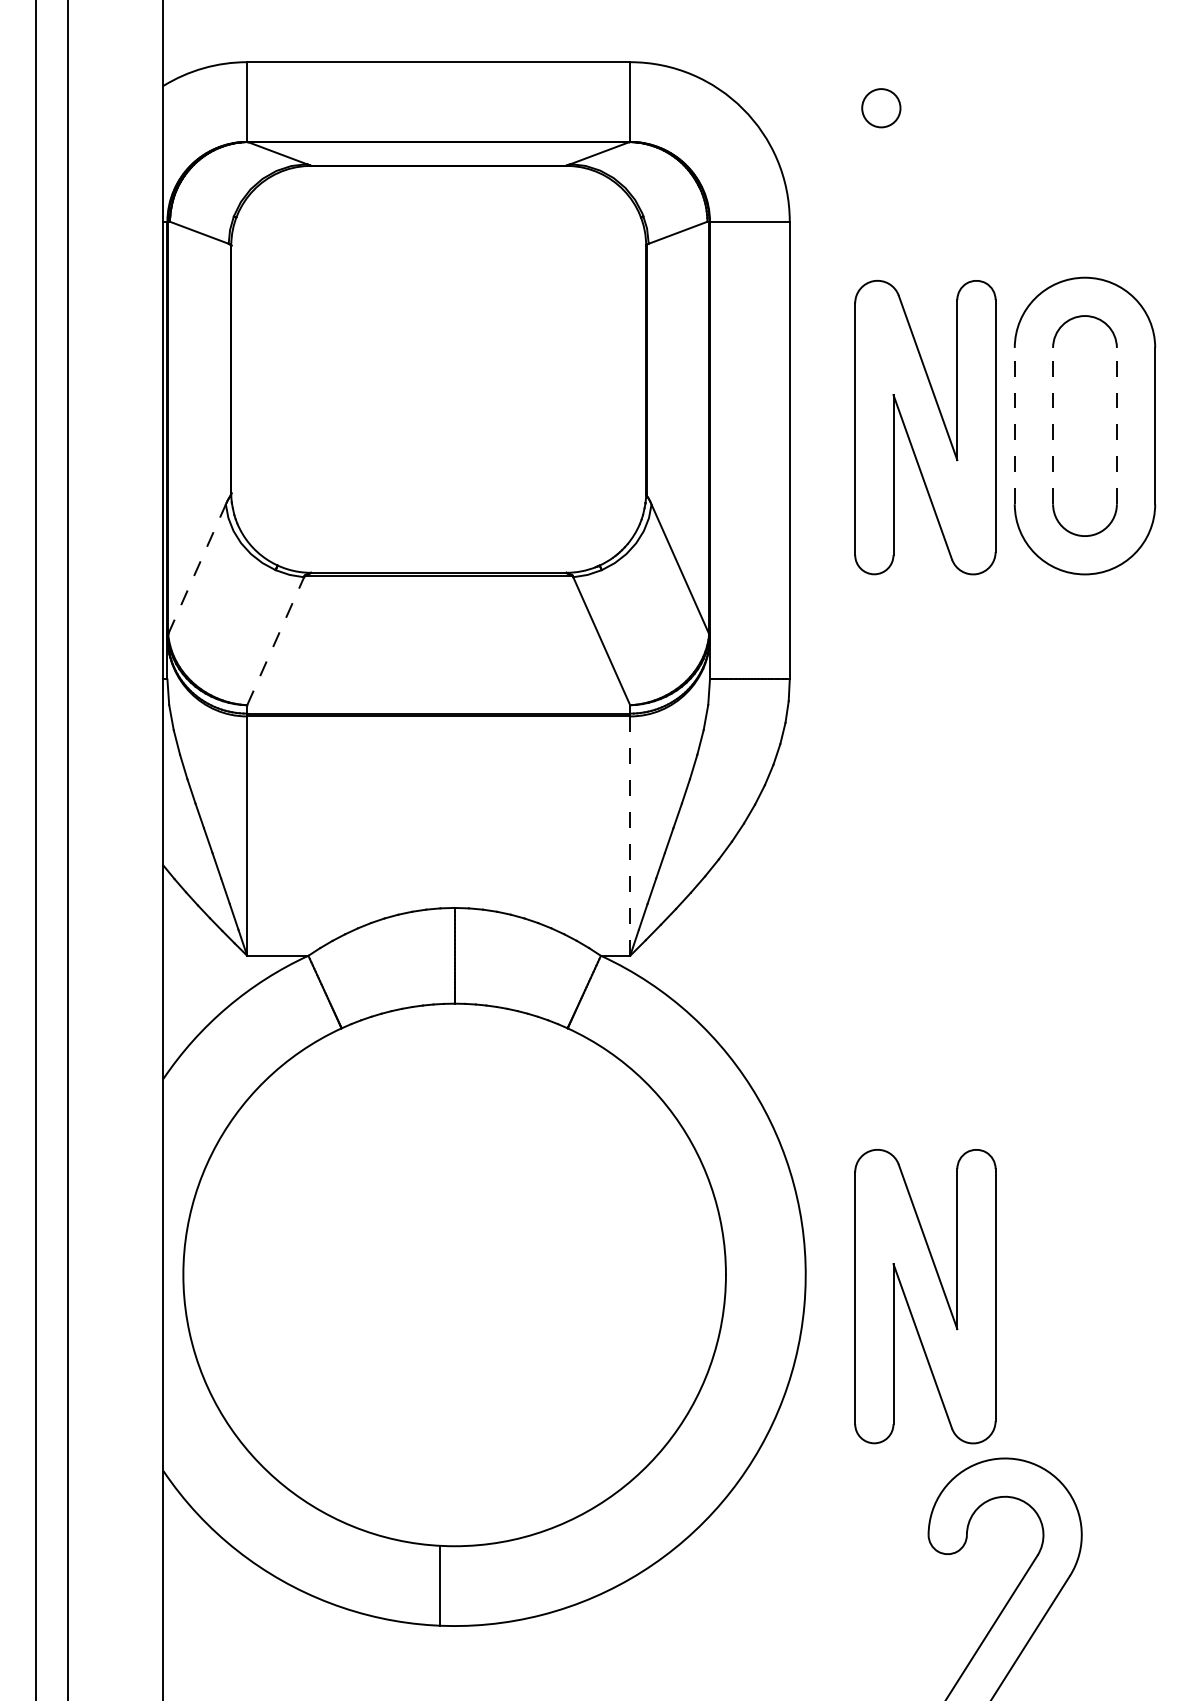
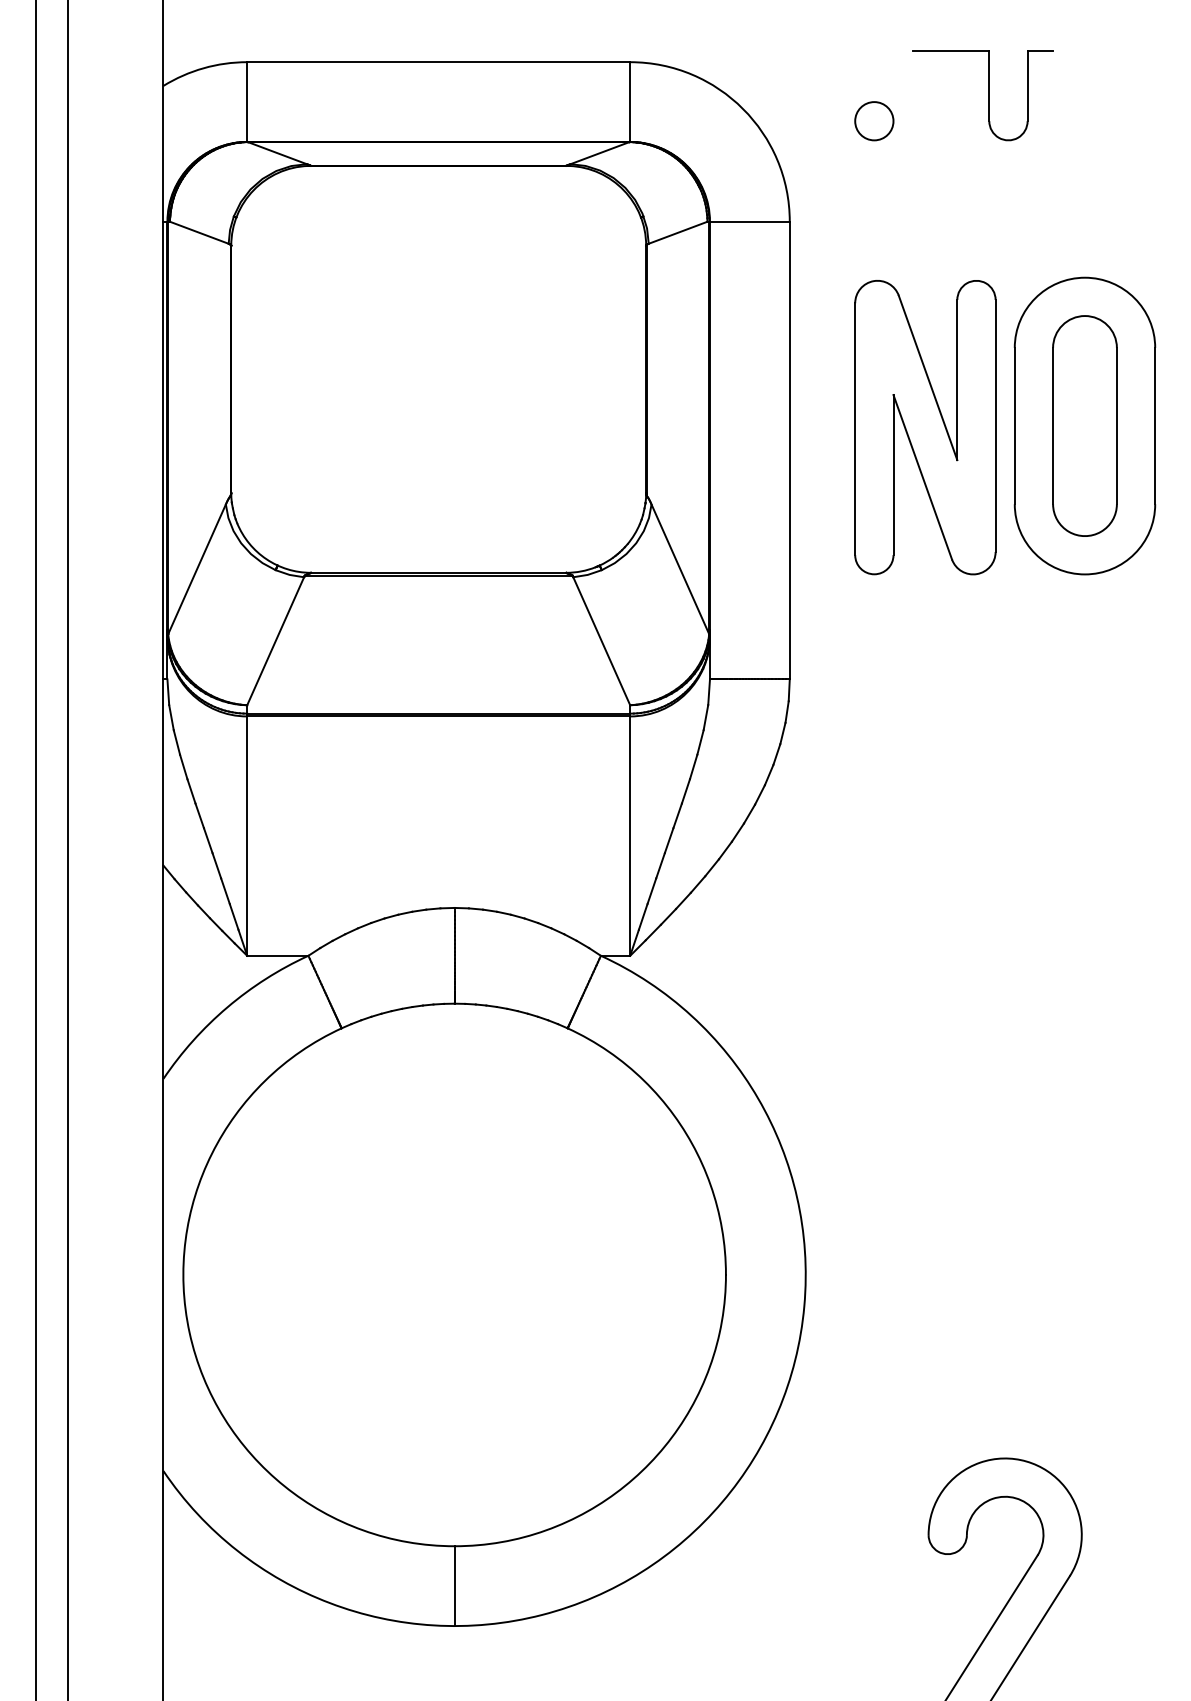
part: none -> present (982, 95)
circle position: (881, 108) -> (874, 121) (874, 121)
line: dashed -> solid (1014, 425)
line: dashed -> solid (1053, 425)
line: dashed -> solid (1116, 425)
line: dashed -> solid (197, 569)
line: dashed -> solid (275, 640)
line: dashed -> solid (630, 836)
part: present -> none (925, 1296)
line position: (439, 1586) -> (454, 1586) (454, 1586)
